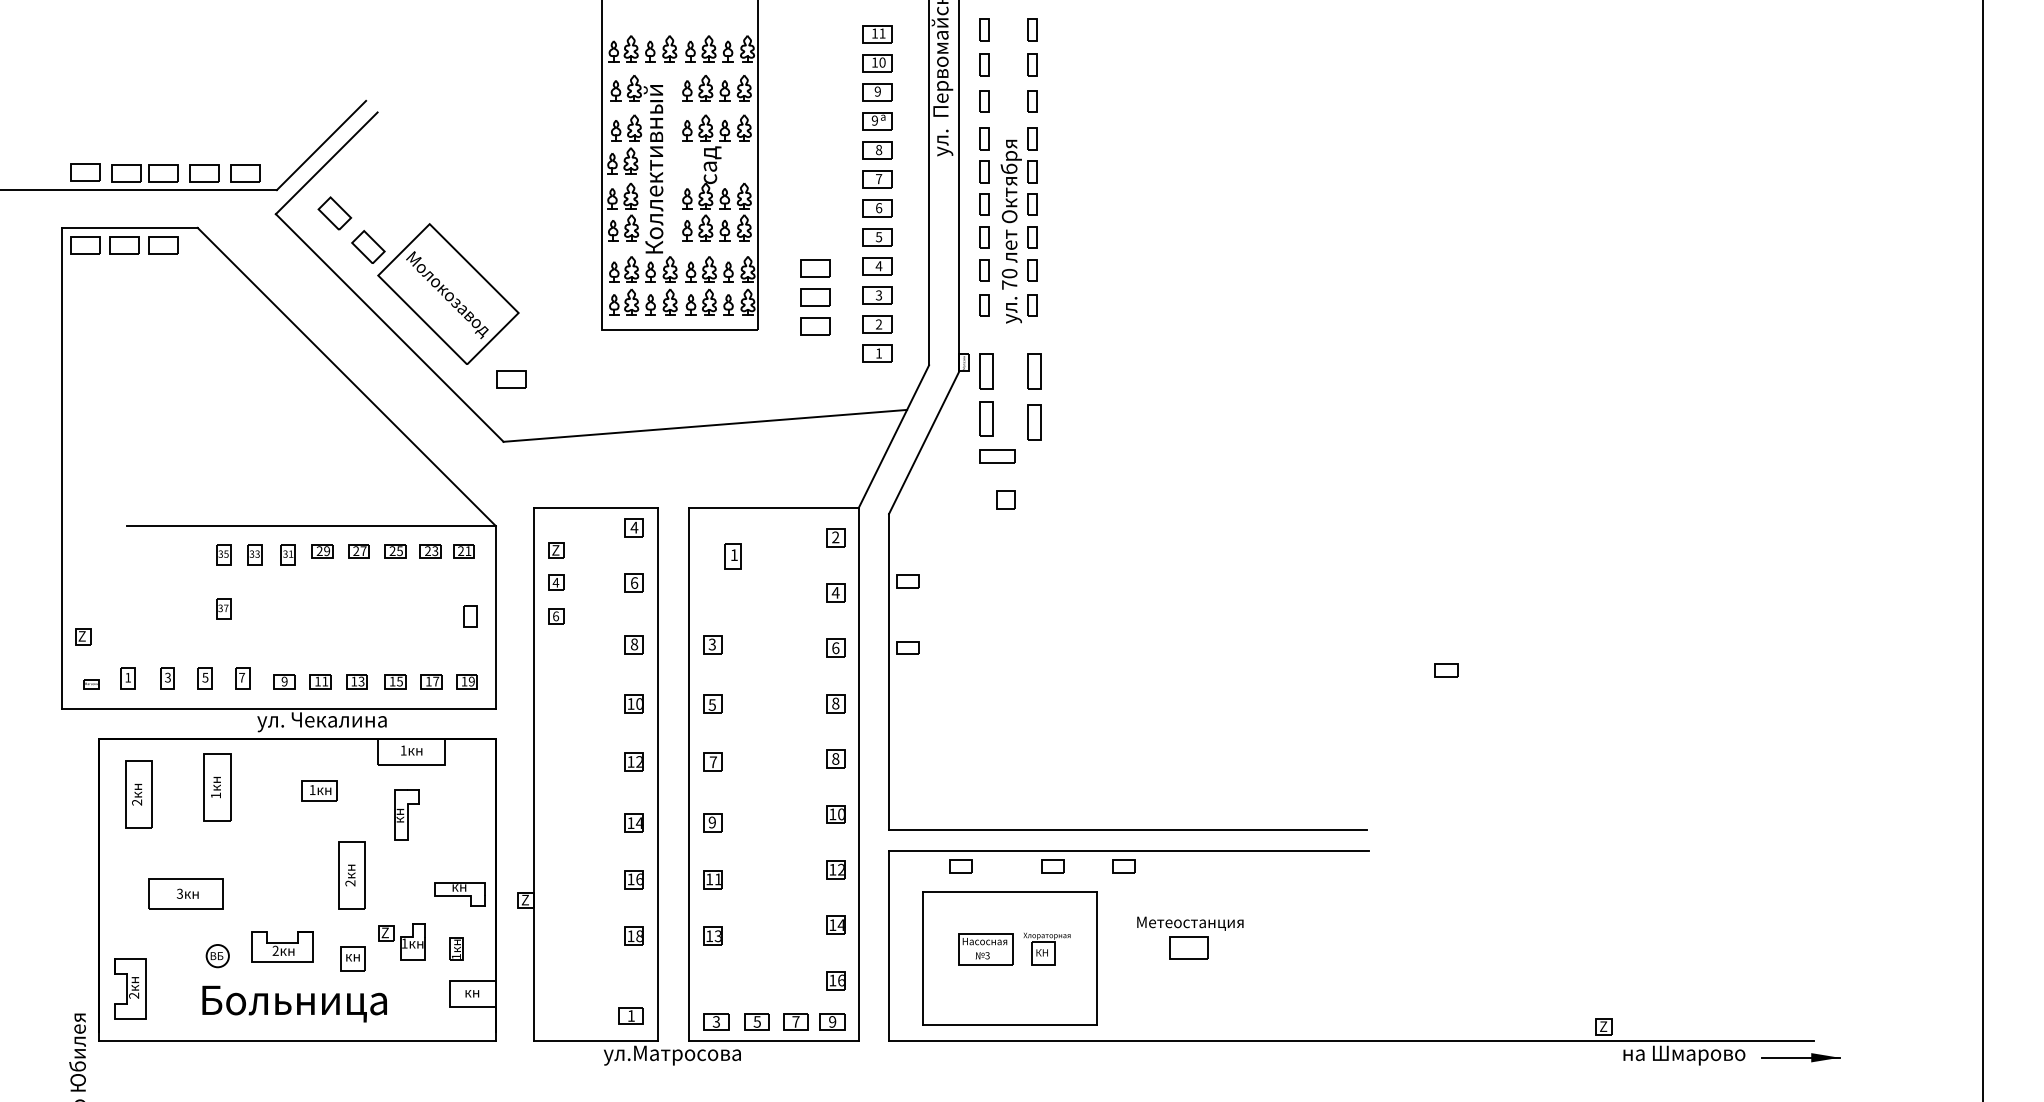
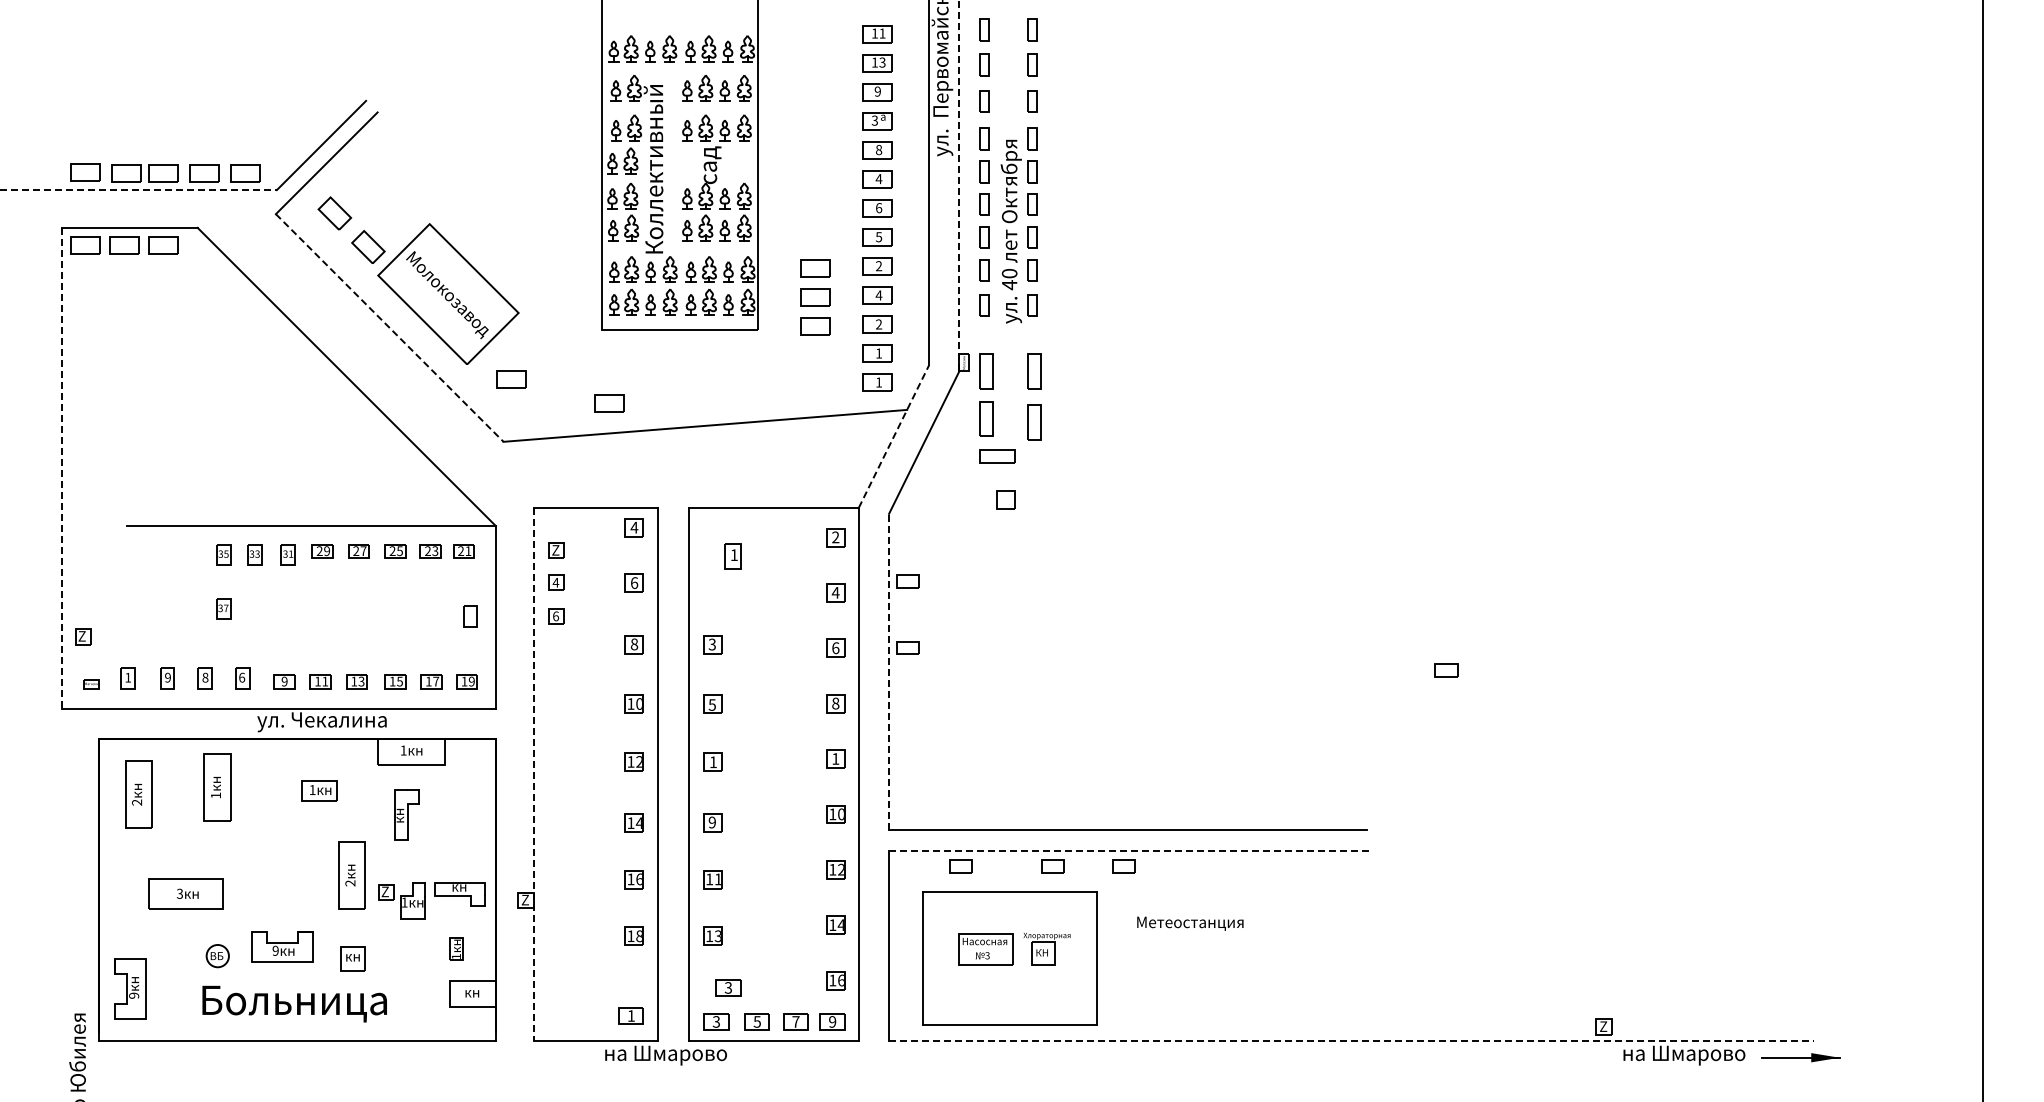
text: 10 -> 13 (882, 62)
text: 9 -> 3 (874, 120)
text: 7 -> 4 (878, 179)
line: solid -> dashed (959, 185)
line: solid -> dashed (139, 190)
text: 4 -> 2 (878, 266)
text: 70 -> 40 (1009, 285)
text: 3 -> 4 (878, 295)
line: solid -> dashed (389, 327)
part: none -> present (877, 382)
part: none -> present (609, 403)
line: solid -> dashed (894, 436)
line: solid -> dashed (61, 468)
line: solid -> dashed (889, 671)
text: 3 -> 9 (167, 677)
text: 5 -> 8 (205, 677)
text: 7 -> 6 (242, 677)
text: 8 -> 1 (835, 758)
text: 7 -> 1 (713, 762)
line: solid -> dashed (533, 774)
line: solid -> dashed (1129, 851)
part position: (401, 941) -> (401, 900) (401, 900)
part: present -> none (1188, 947)
text: 2 -> 9 (275, 950)
part: none -> present (728, 987)
text: 2 -> 9 (134, 995)
line: solid -> dashed (1352, 1041)
text: ул.Матросова -> на Шмарово (671, 1055)
